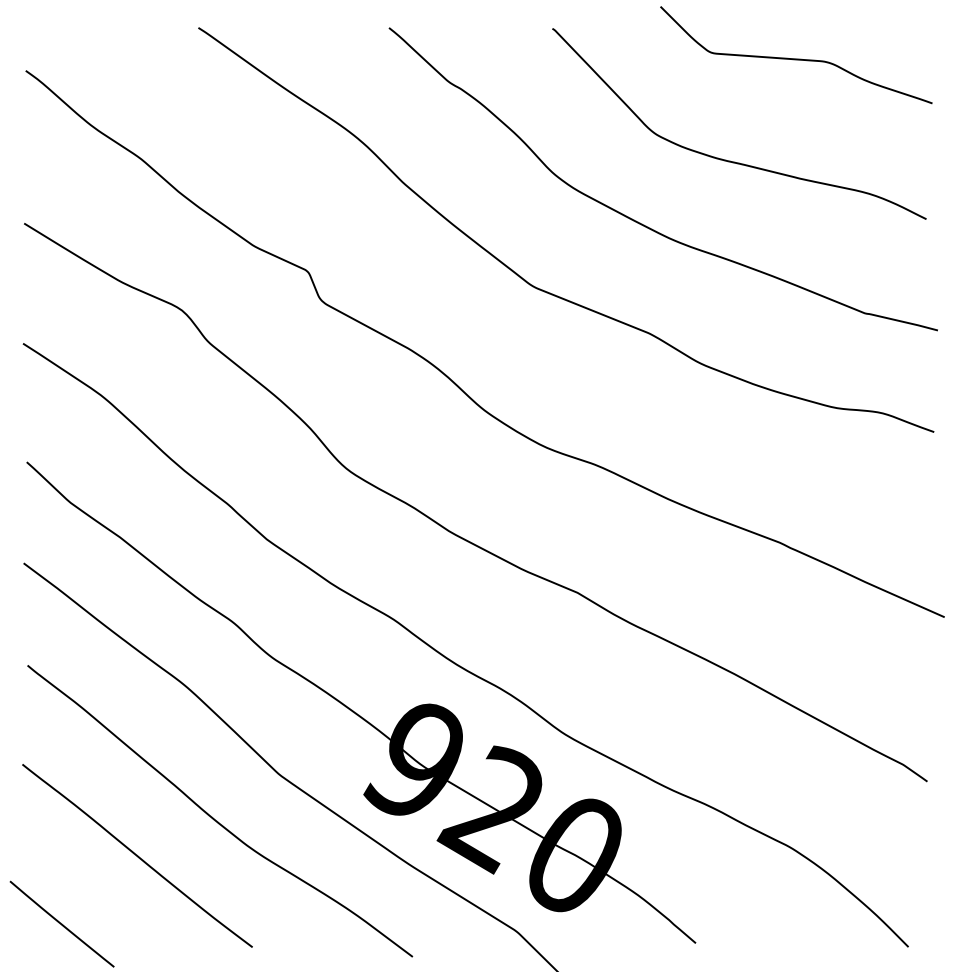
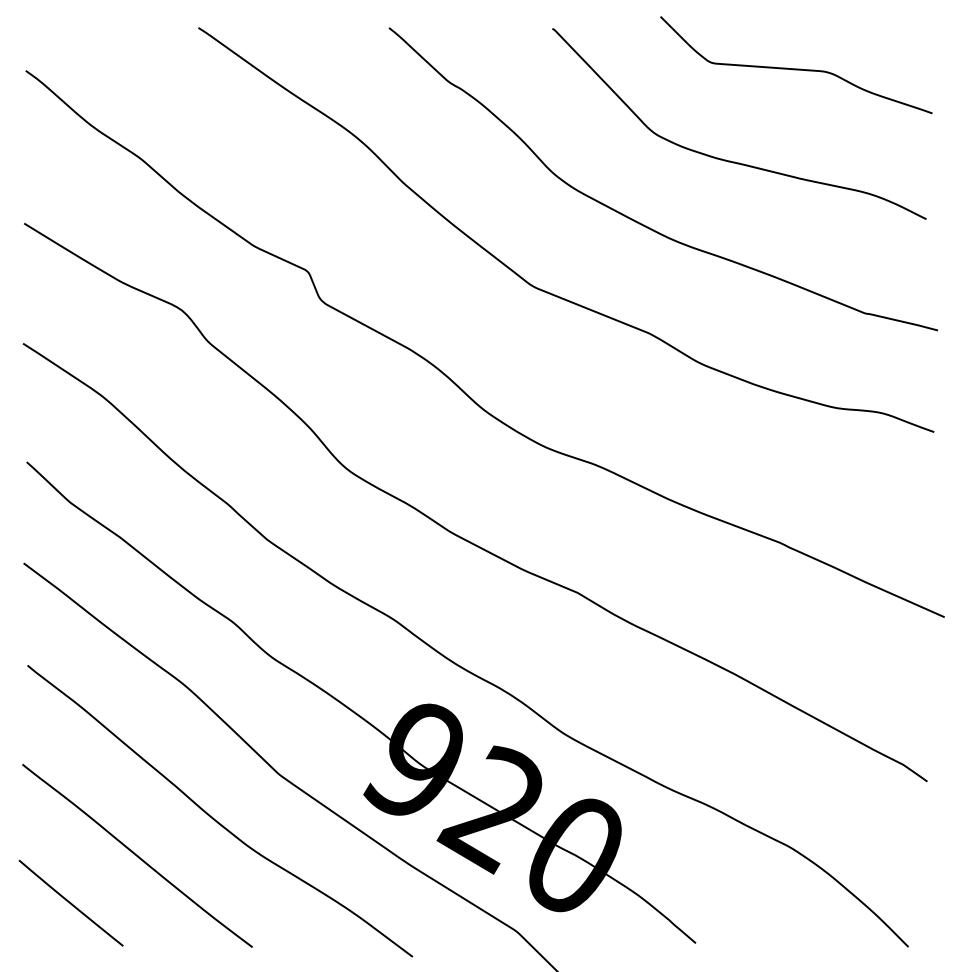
curve position: (796, 58) -> (796, 68) (796, 68)
line position: (61, 923) -> (70, 902) (70, 902)
